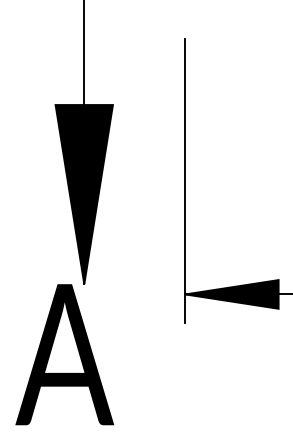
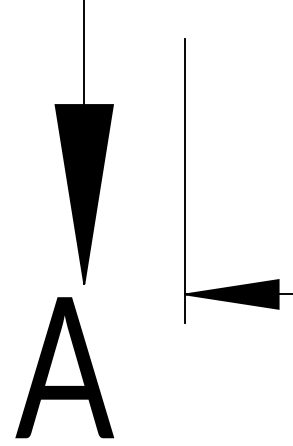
text position: (64, 354) -> (64, 367) (64, 367)
